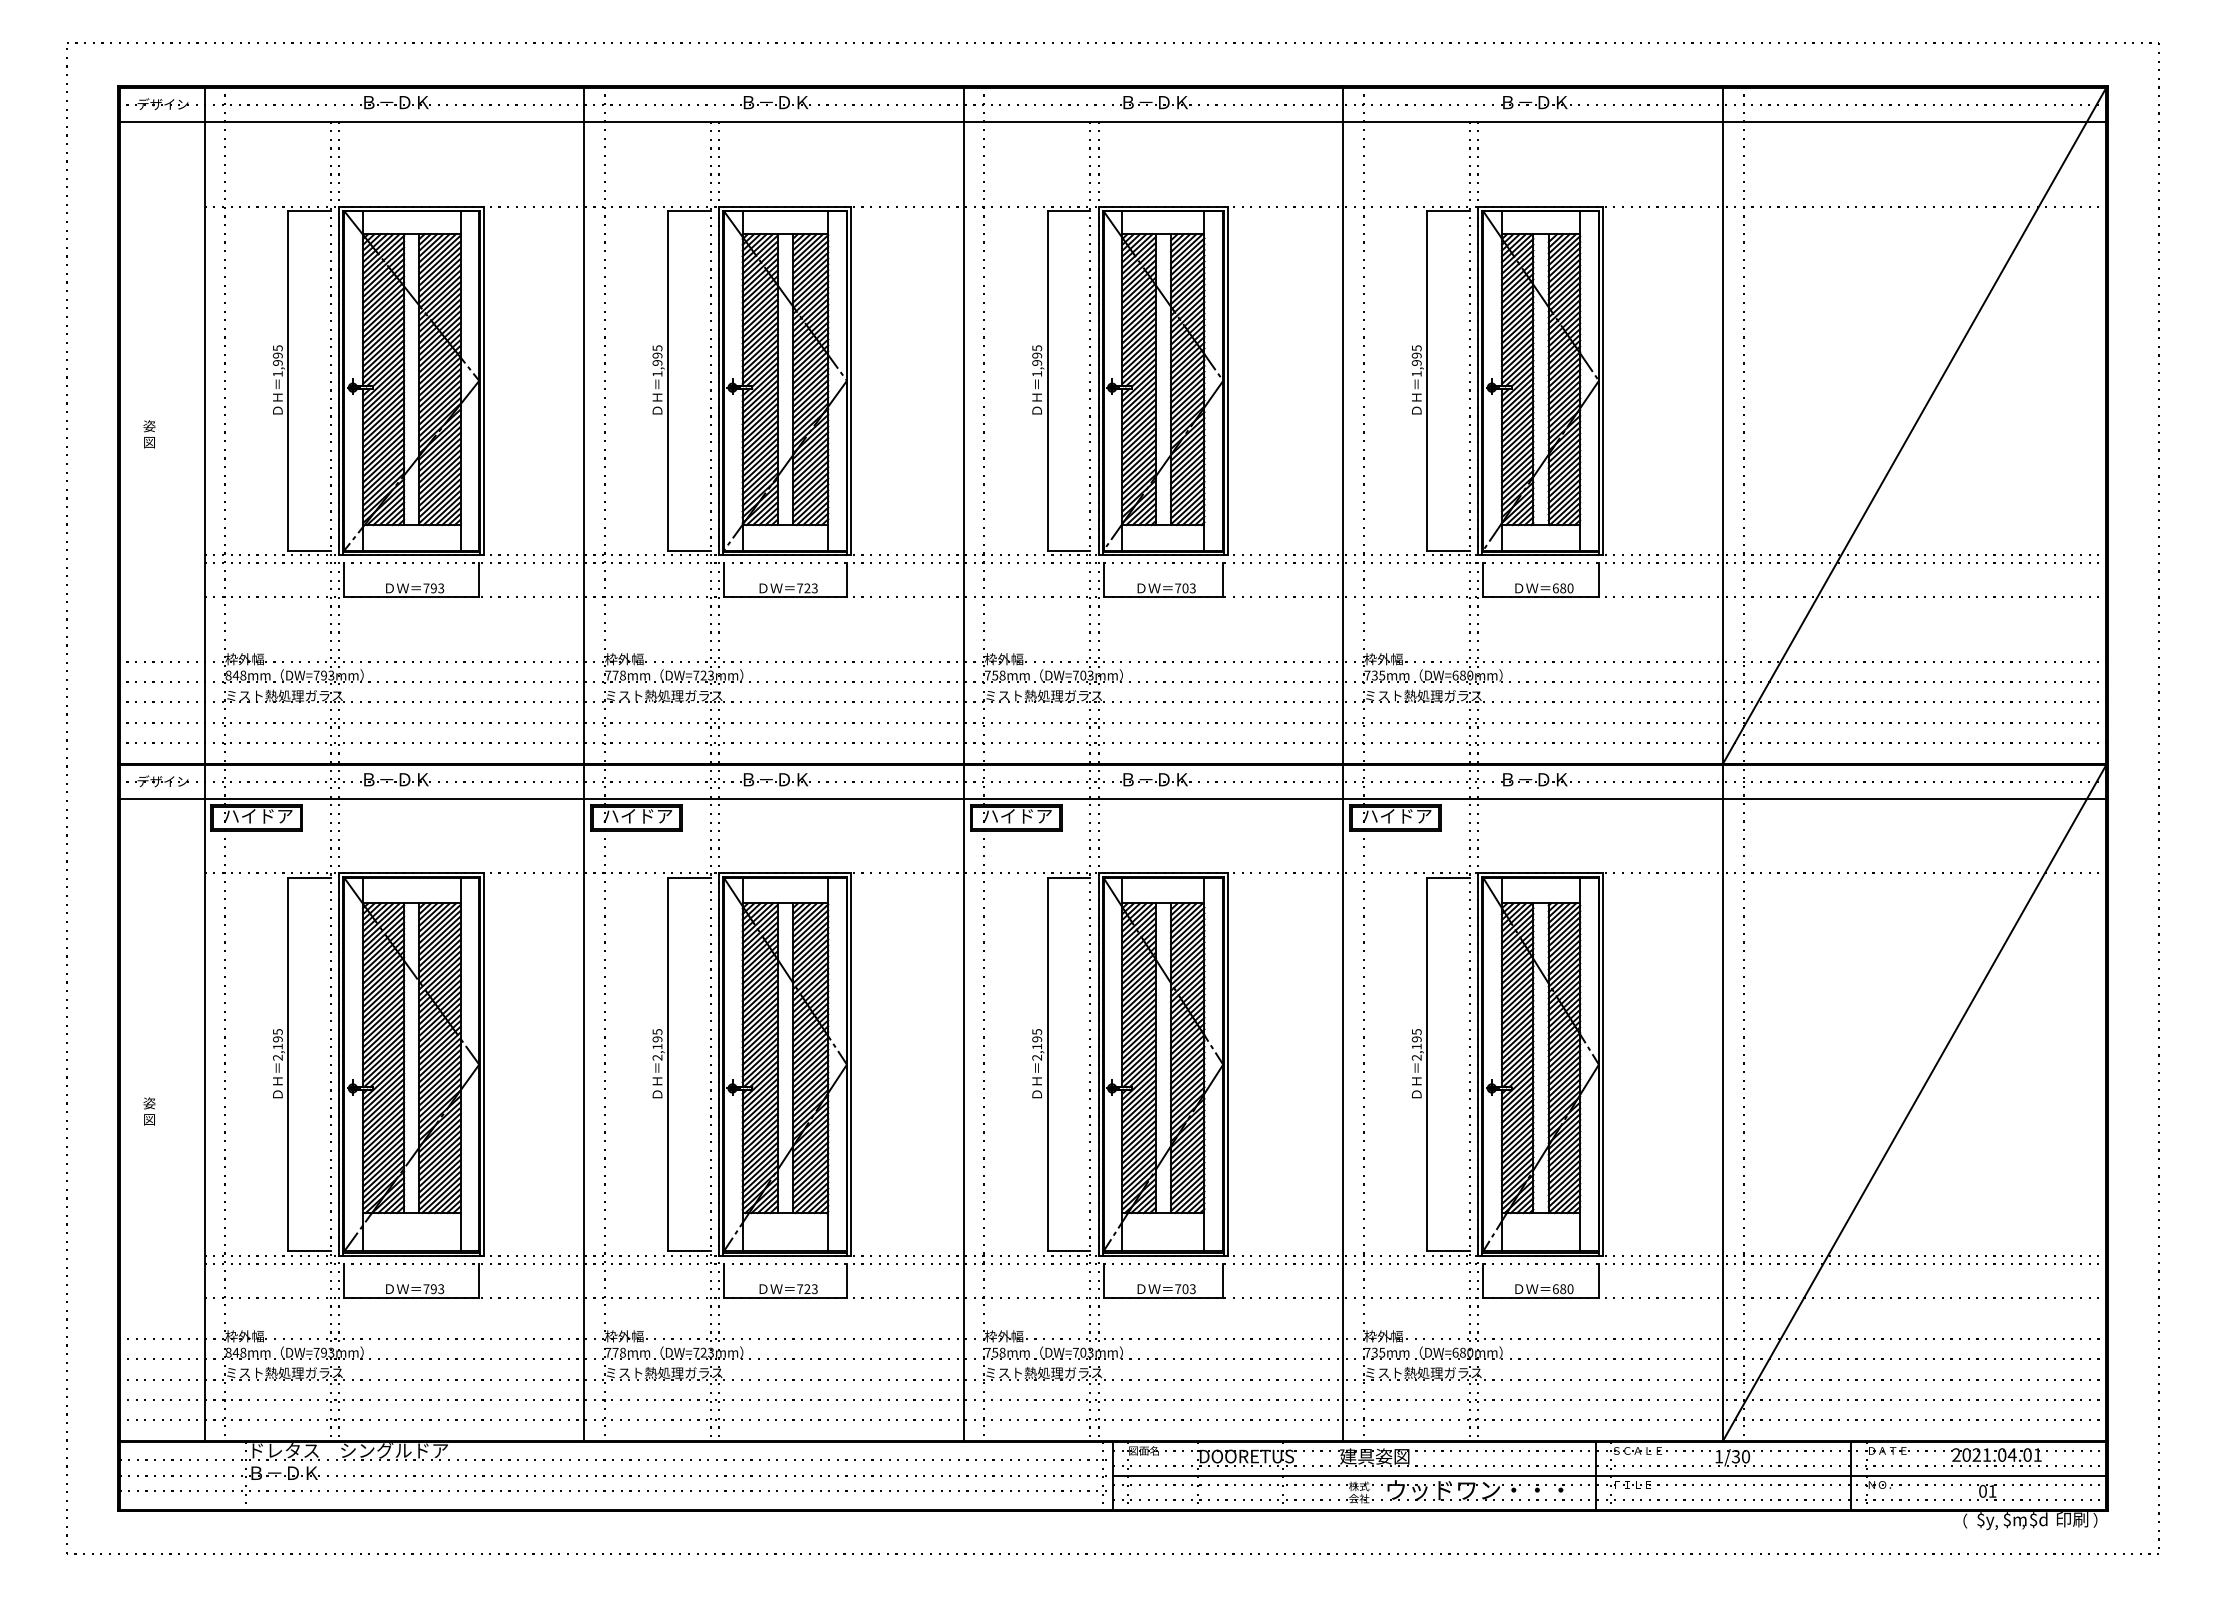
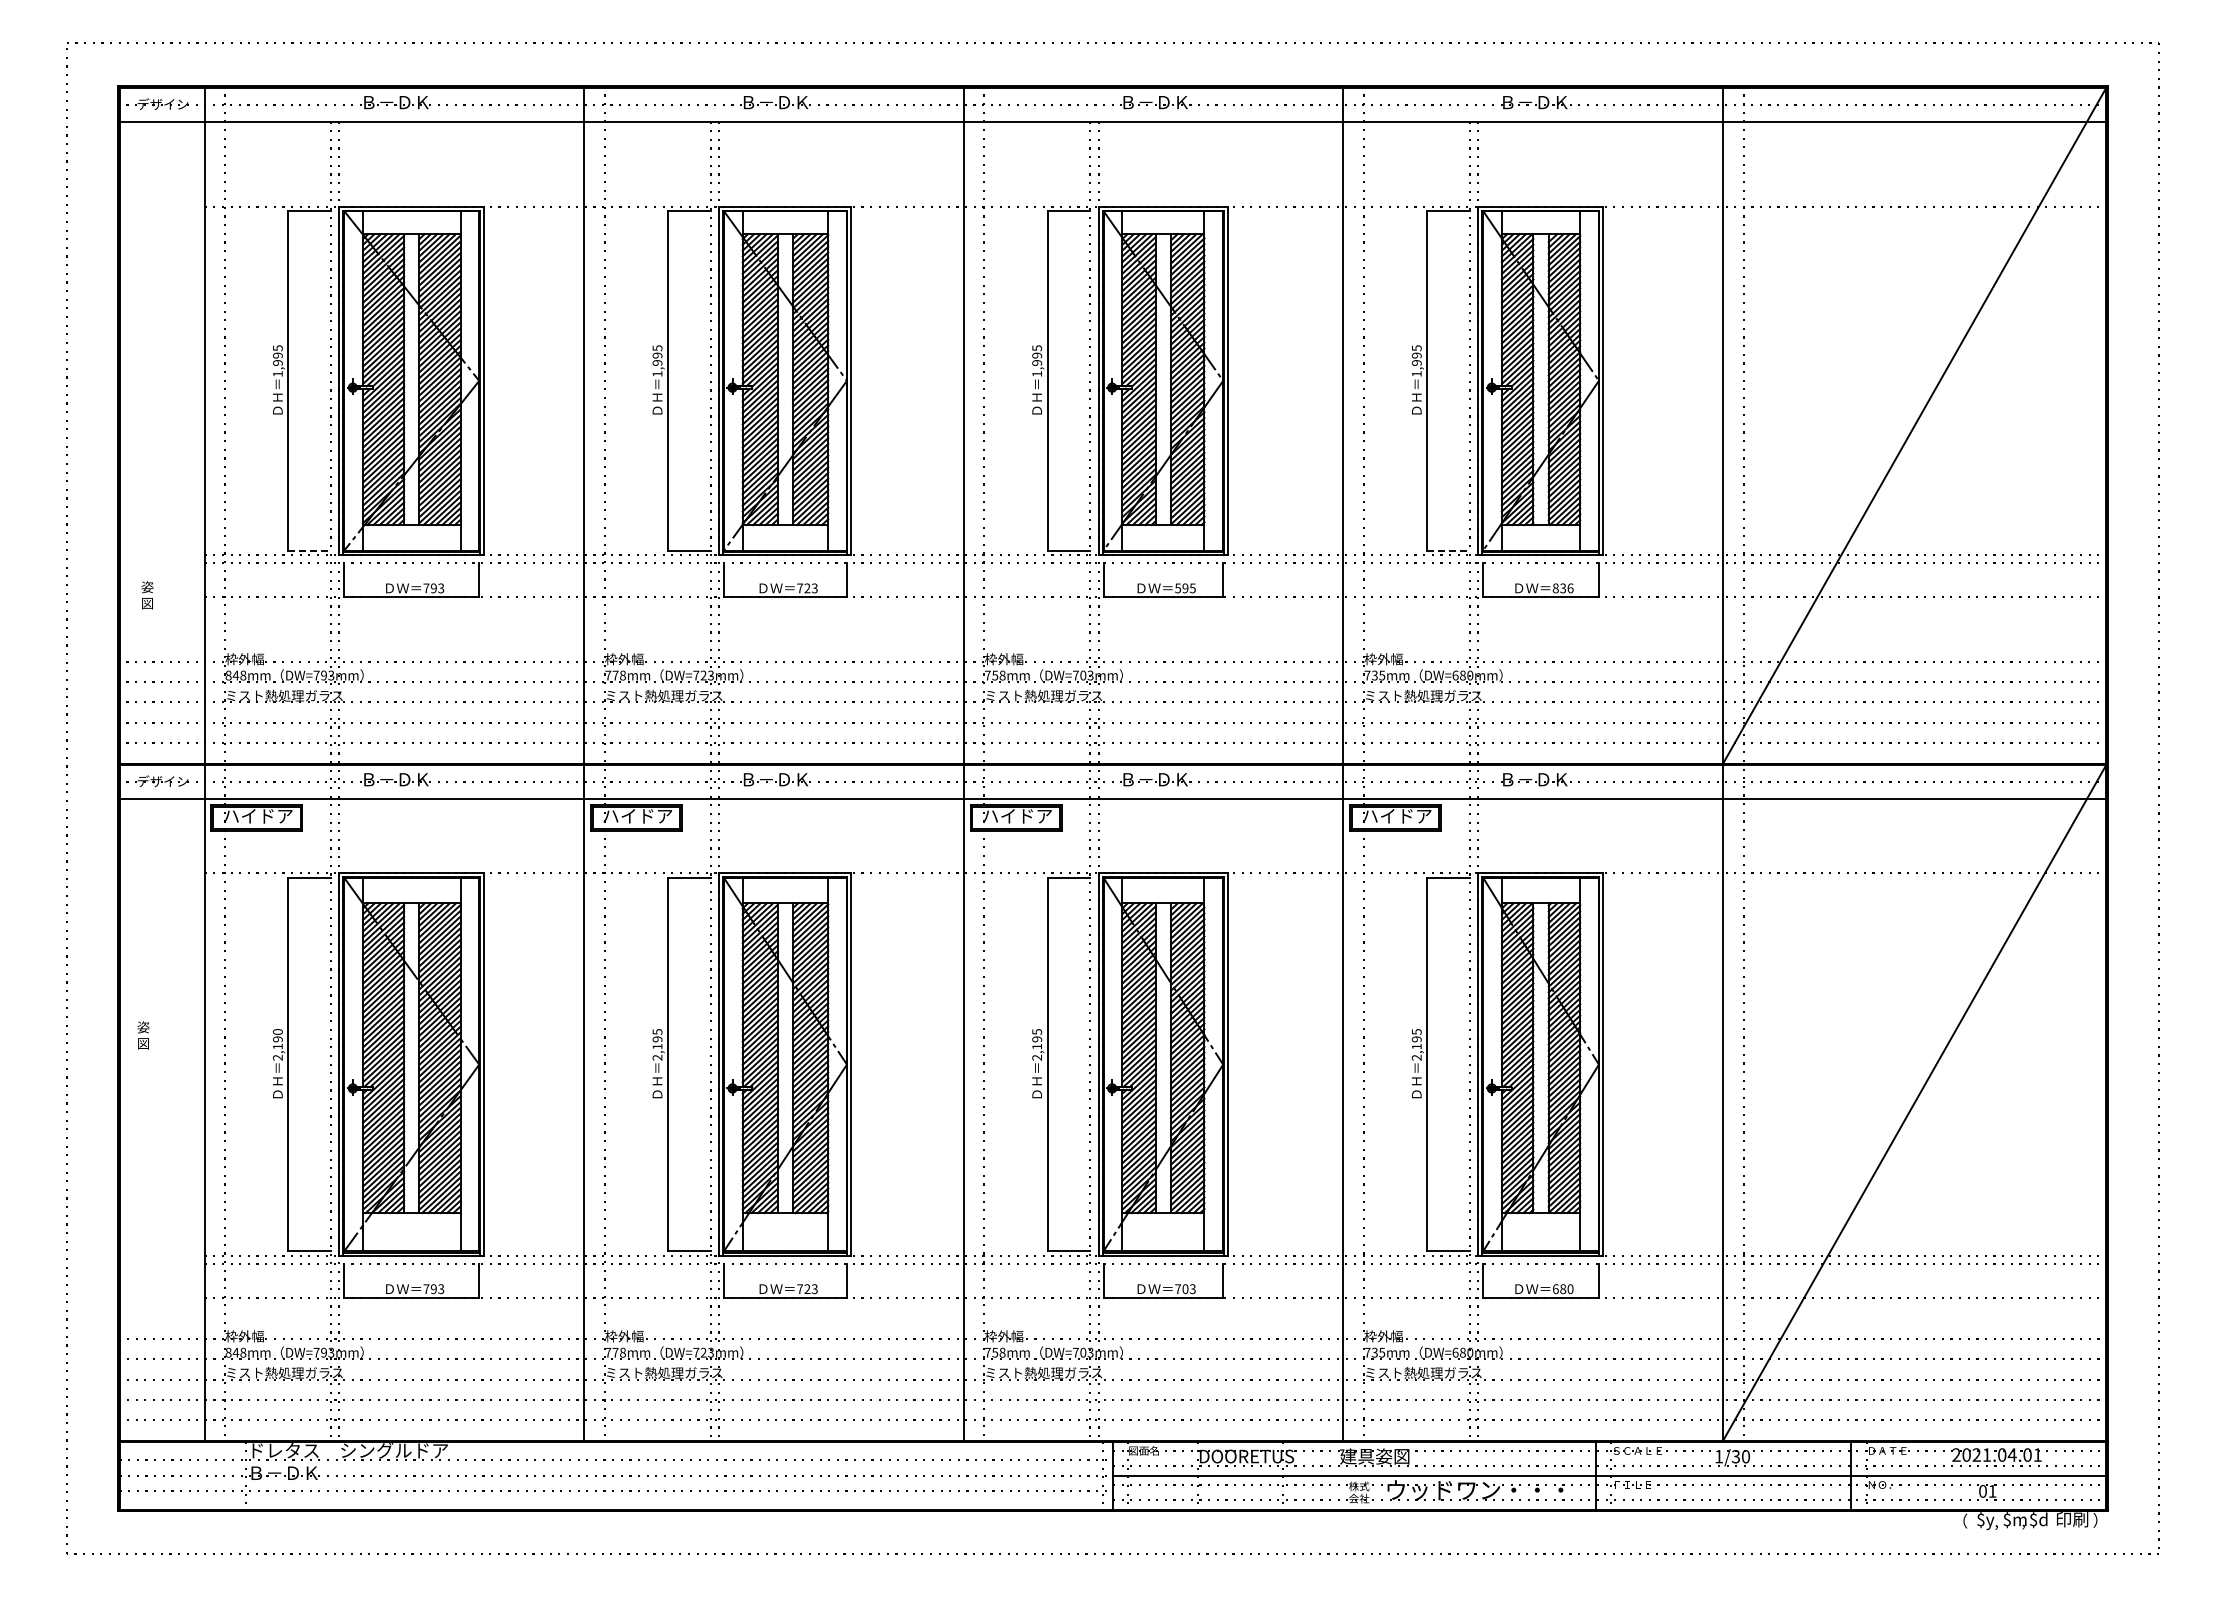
text position: (149, 434) -> (147, 595) (147, 595)
line: solid -> dashed (310, 550)
line: solid -> dashed (1449, 550)
text: 703 -> 595 (1185, 588)
text: 680 -> 836 (1562, 588)
text: 2,195 -> 2,190 (277, 1032)
text position: (149, 1111) -> (143, 1035) (143, 1035)
